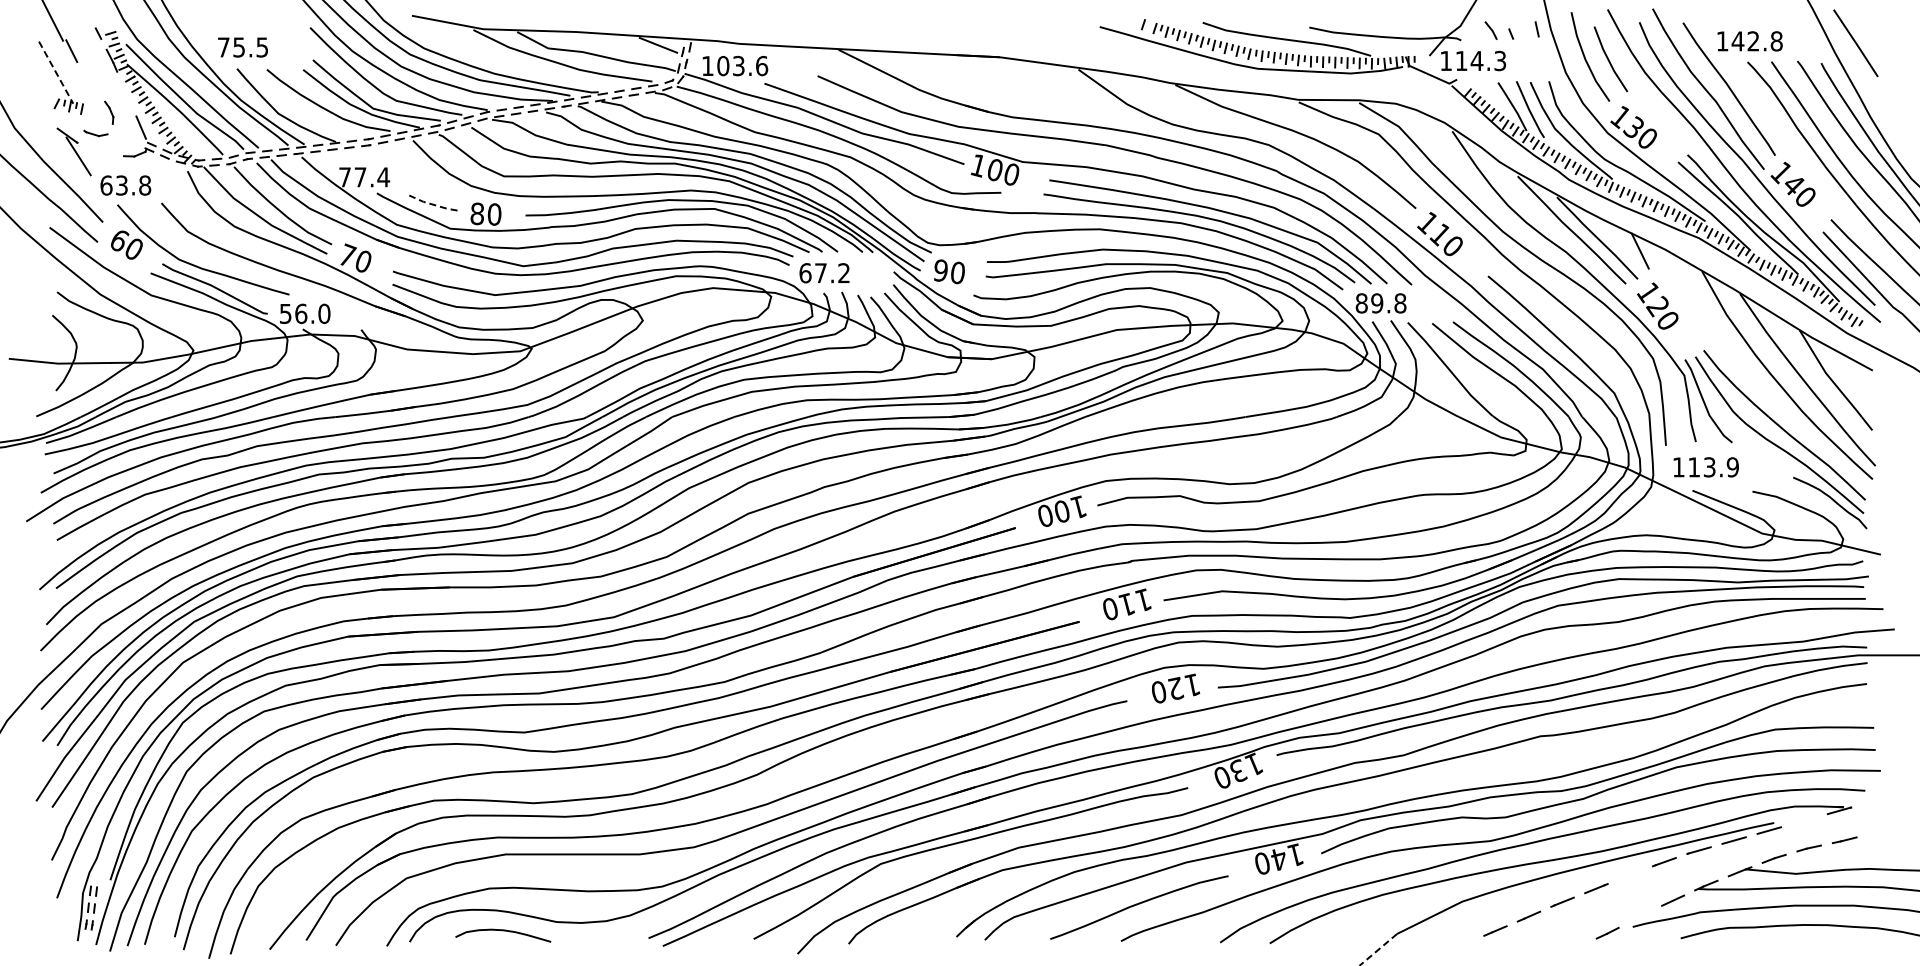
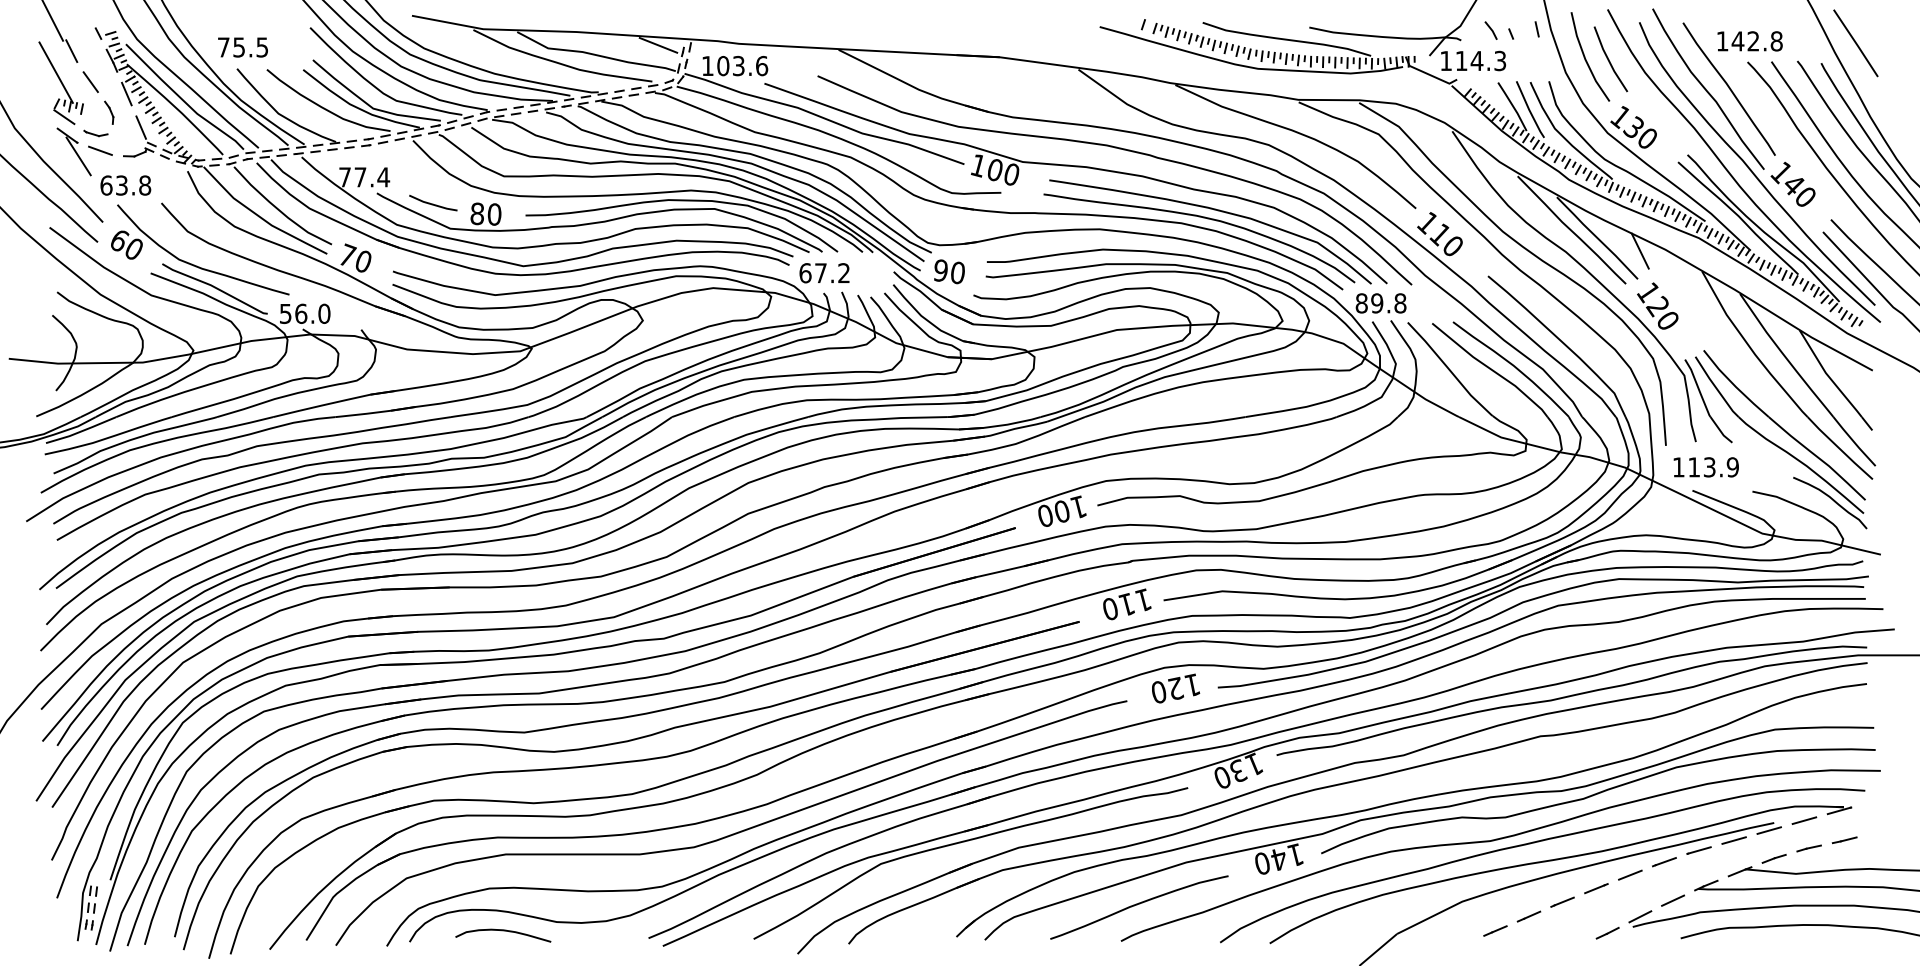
line: dashed -> solid (56, 73)
line: none -> present (90, 82)
line: none -> present (126, 93)
line: none -> present (64, 117)
line: none -> present (100, 150)
line: dashed -> solid (432, 204)
line: none -> present (1804, 820)
line: none -> present (1630, 874)
line: none -> present (1640, 916)
line: dashed -> solid (1378, 949)
